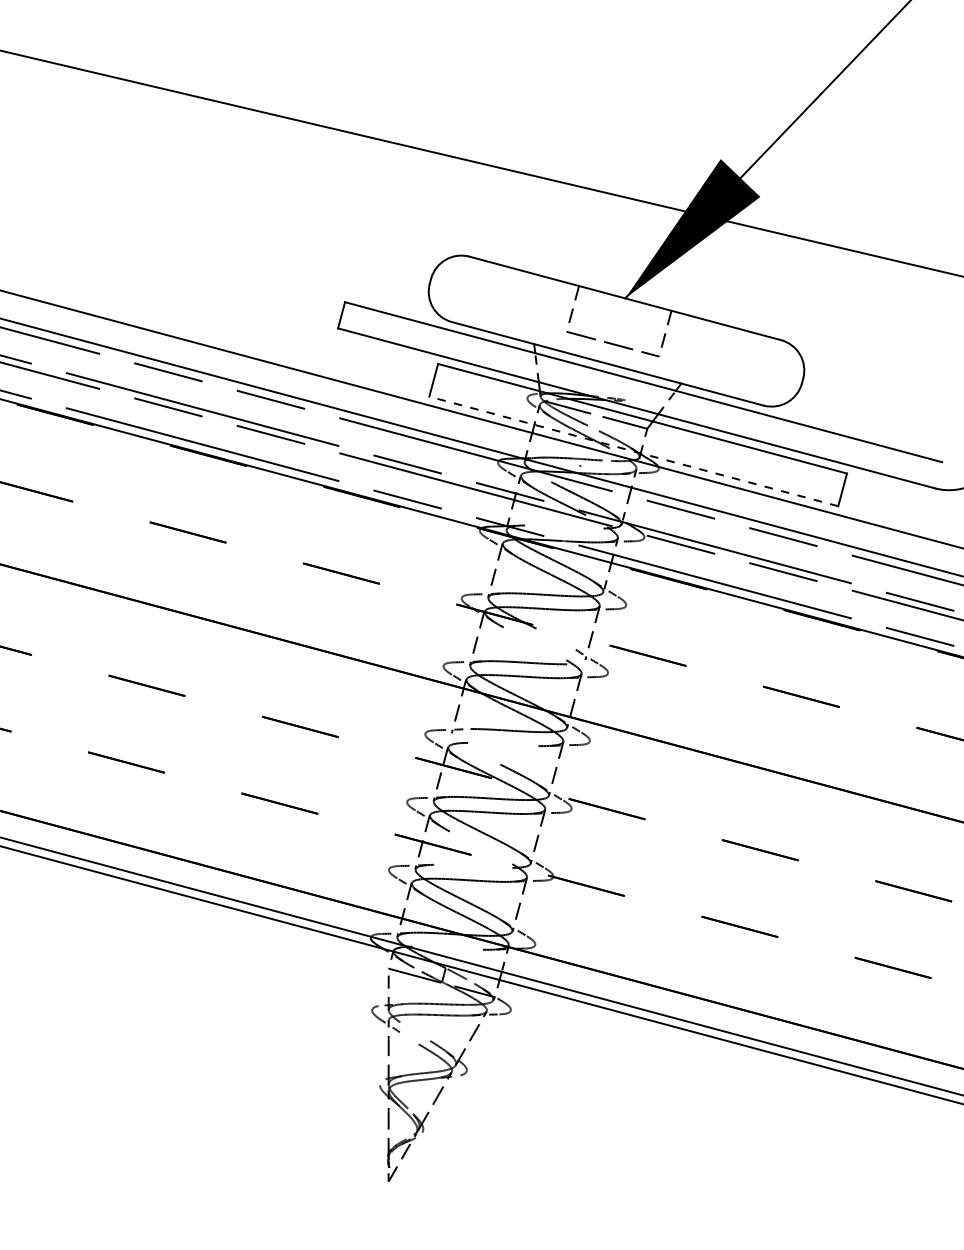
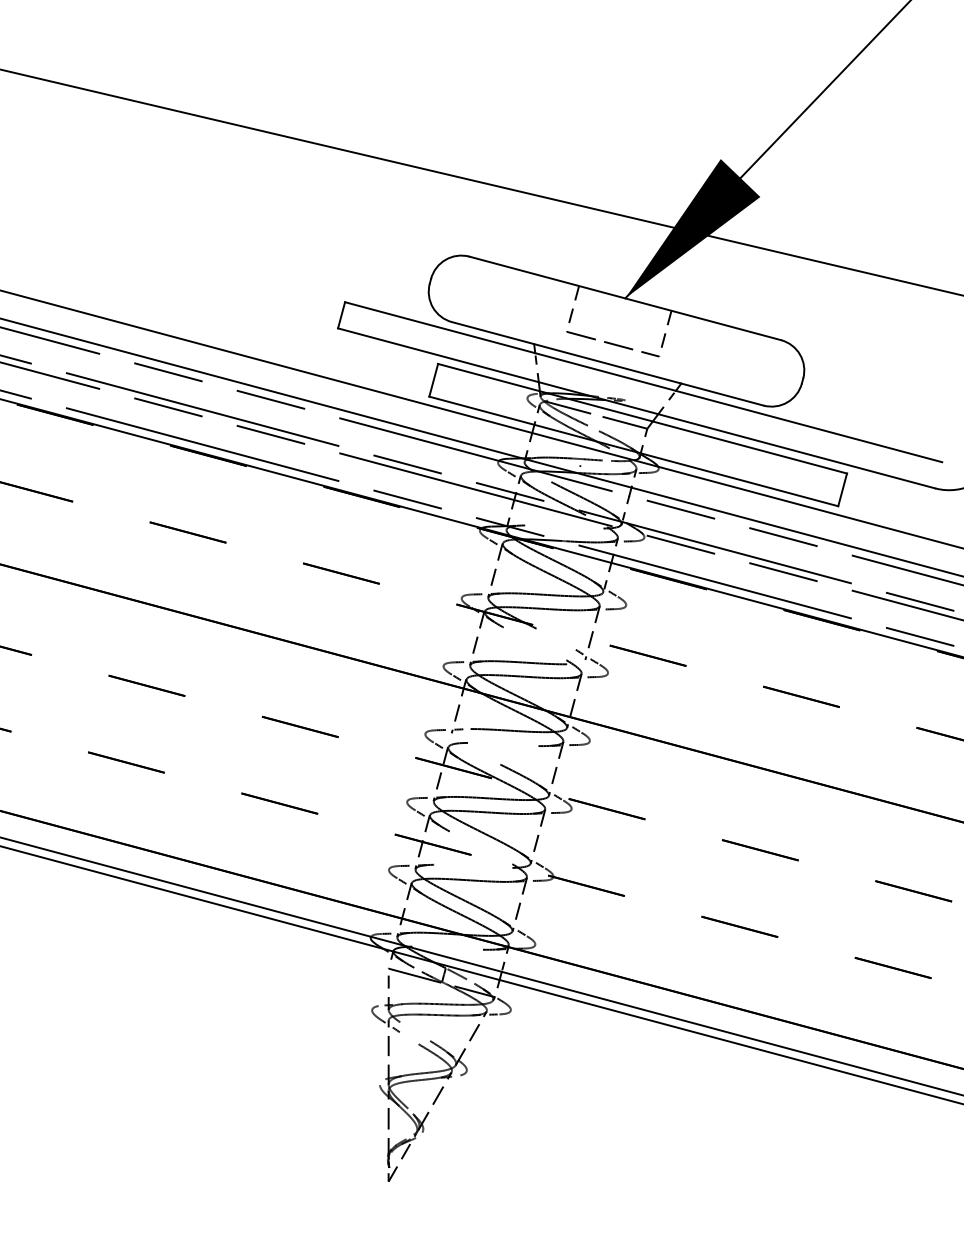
line position: (481, 163) -> (481, 182) (481, 182)
line: dashed -> solid (633, 451)
